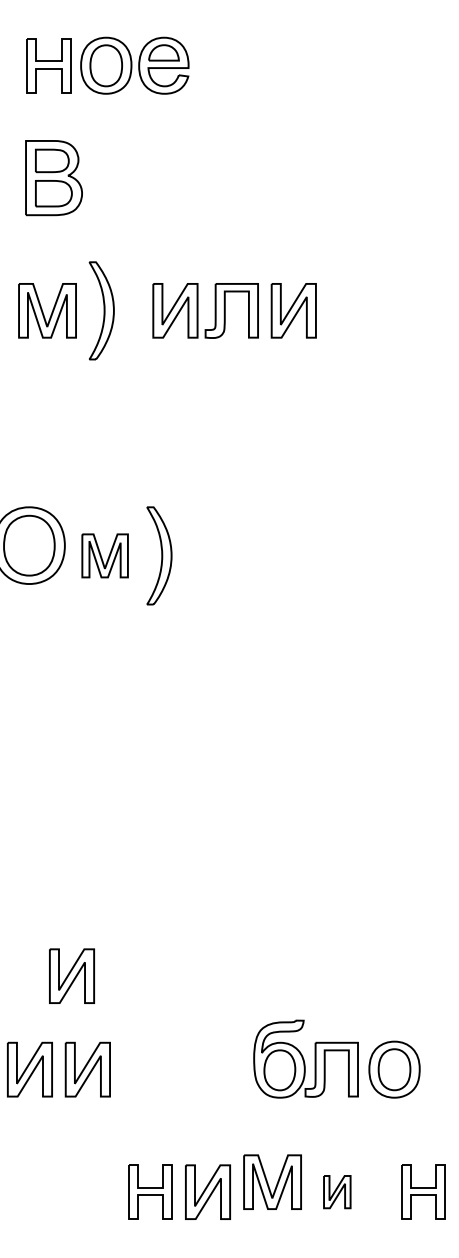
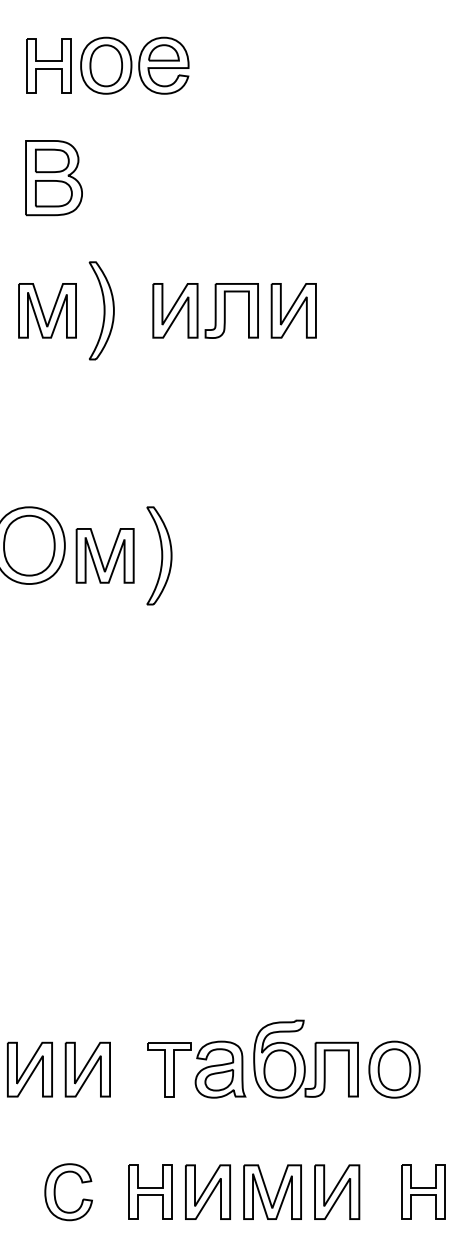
part size: 48x46 px -> 60x56 px (104, 555)
part: present -> none (71, 975)
part: none -> present (196, 1069)
part position: (272, 1181) -> (272, 1191) (272, 1191)
part: none -> present (55, 1192)
part size: 29x35 px -> 47x56 px (337, 1191)
